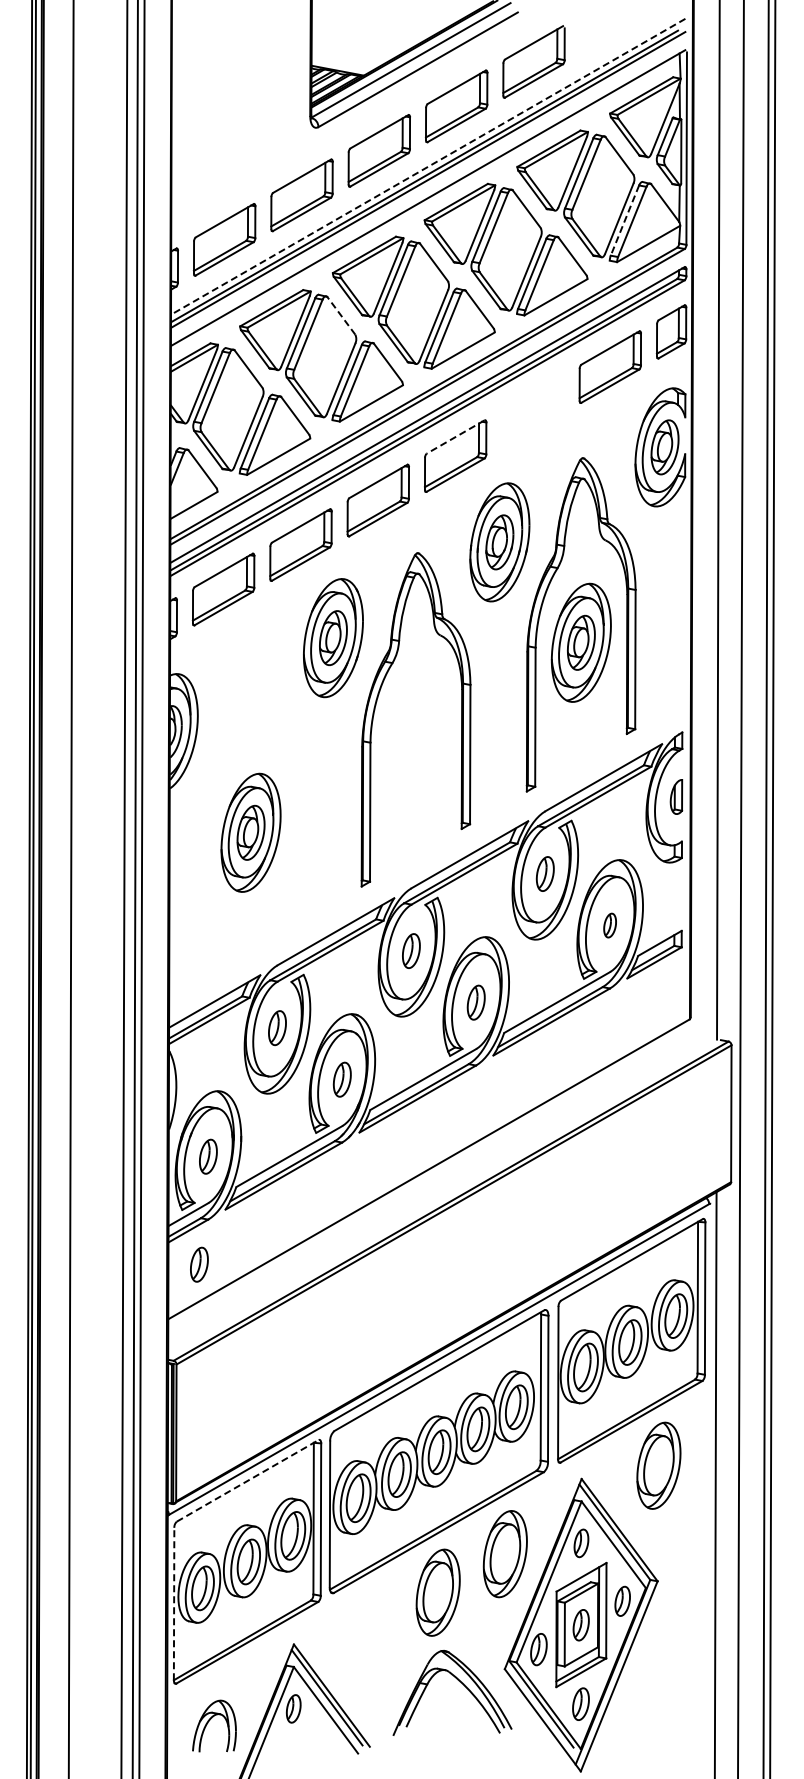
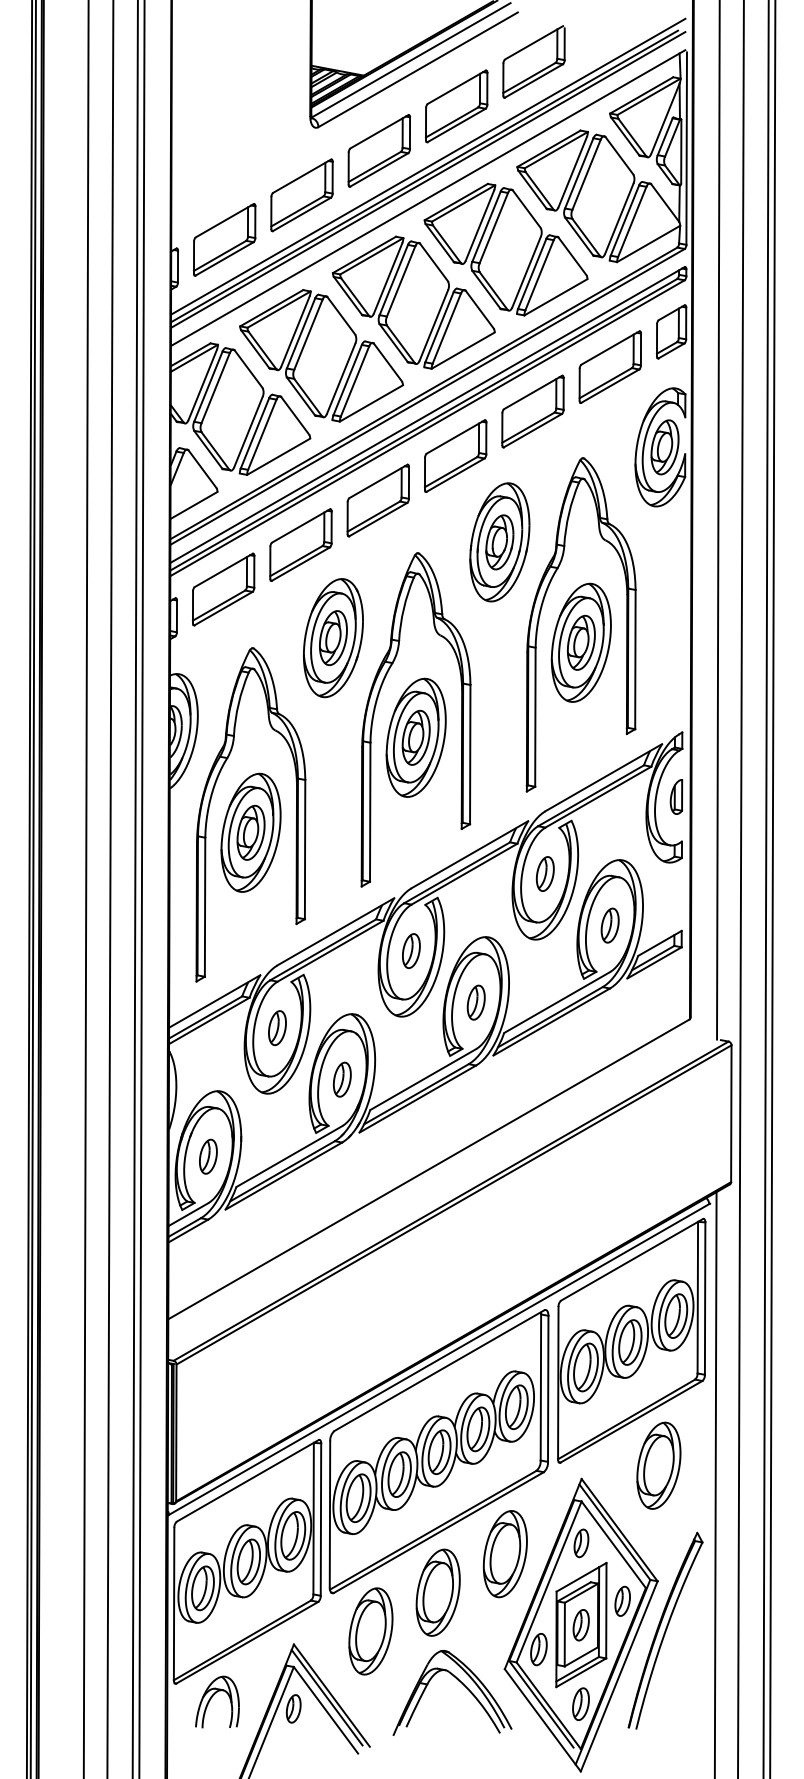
line: dashed -> solid (428, 166)
line: dashed -> solid (624, 220)
line: dashed -> solid (341, 315)
part: none -> present (532, 411)
line: dashed -> solid (455, 437)
part: none -> present (415, 737)
part: none -> present (210, 804)
line position: (70, 888) -> (85, 888) (85, 888)
line position: (124, 888) -> (110, 888) (110, 888)
part size: 14x27 px -> 20x37 px (609, 925)
part: present -> none (199, 1264)
line: dashed -> solid (247, 1480)
line: dashed -> solid (174, 1603)
part: none -> present (665, 1630)
part: none -> present (370, 1631)
part position: (208, 1723) -> (211, 1699) (211, 1699)
